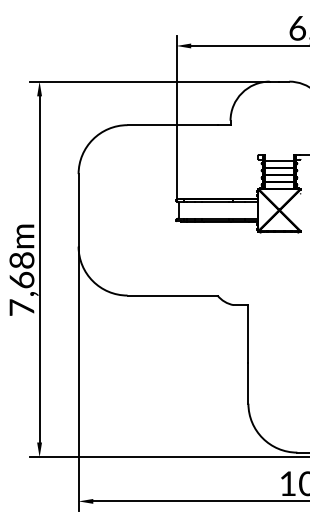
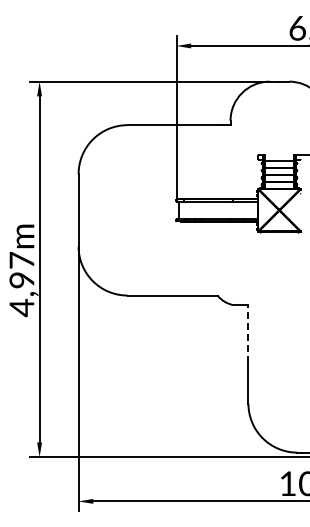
text: 7,68m -> 4,97m (21, 284)
line: solid -> dashed (248, 333)
